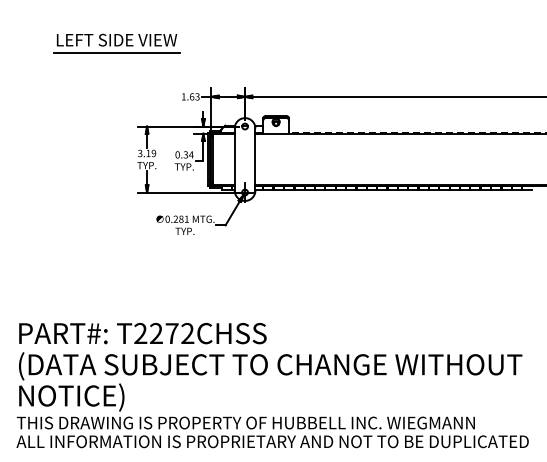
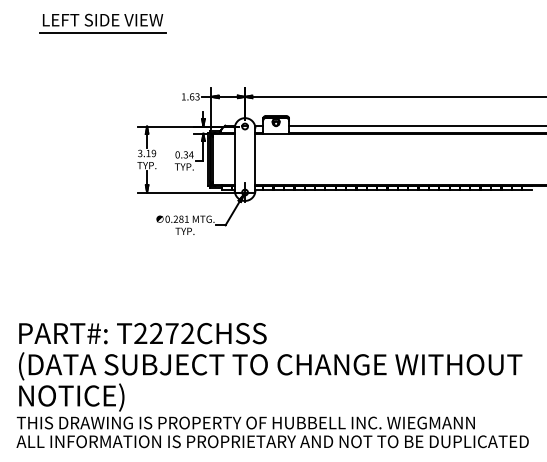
part position: (116, 43) -> (102, 23) (102, 23)
line: none -> present (416, 125)
line: dashed -> solid (417, 132)
